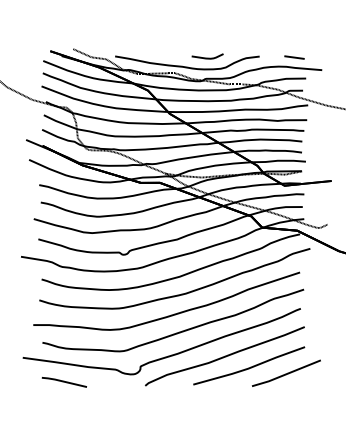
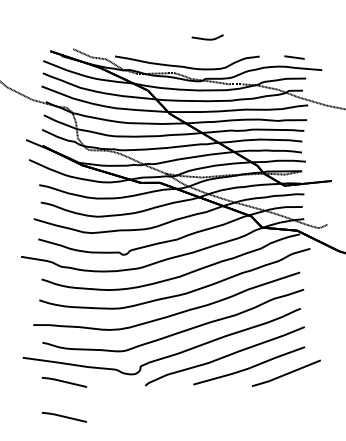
part position: (207, 56) -> (207, 37) (207, 37)
line: none -> present (63, 417)
